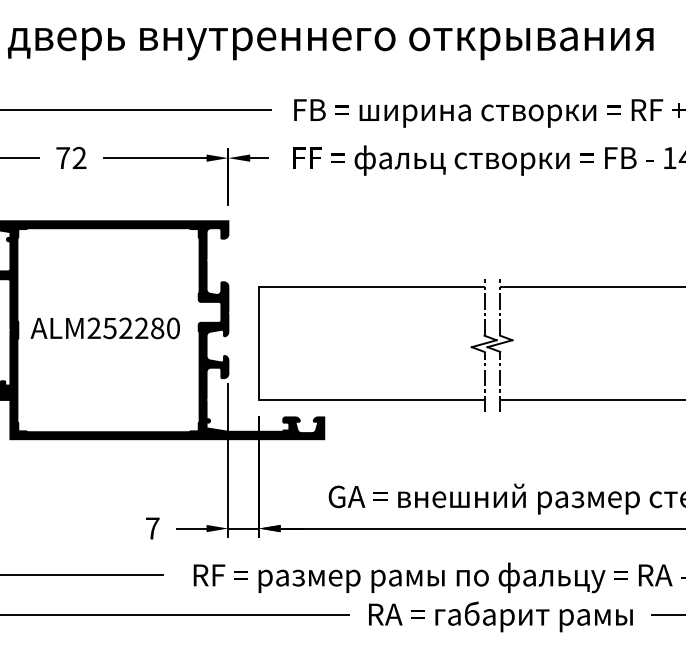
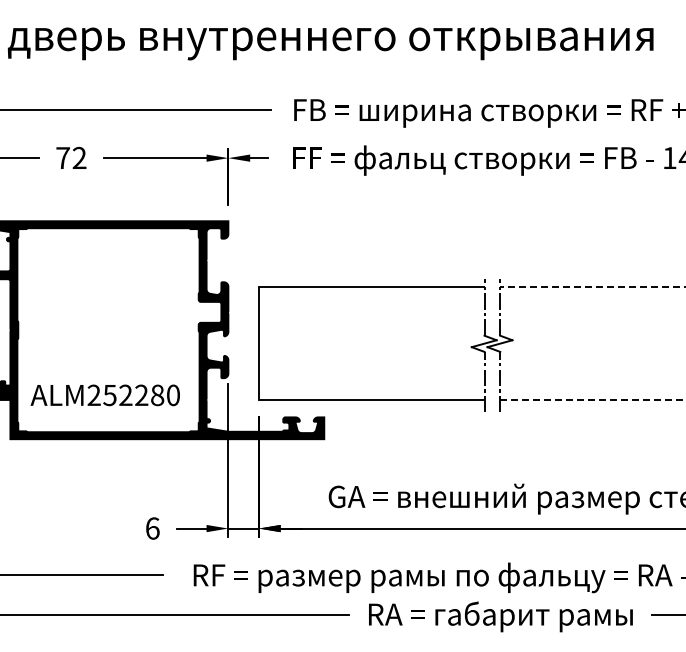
line: solid -> dashed (685, 286)
text position: (104, 328) -> (104, 395) (104, 395)
text: 7 -> 6 (152, 528)
